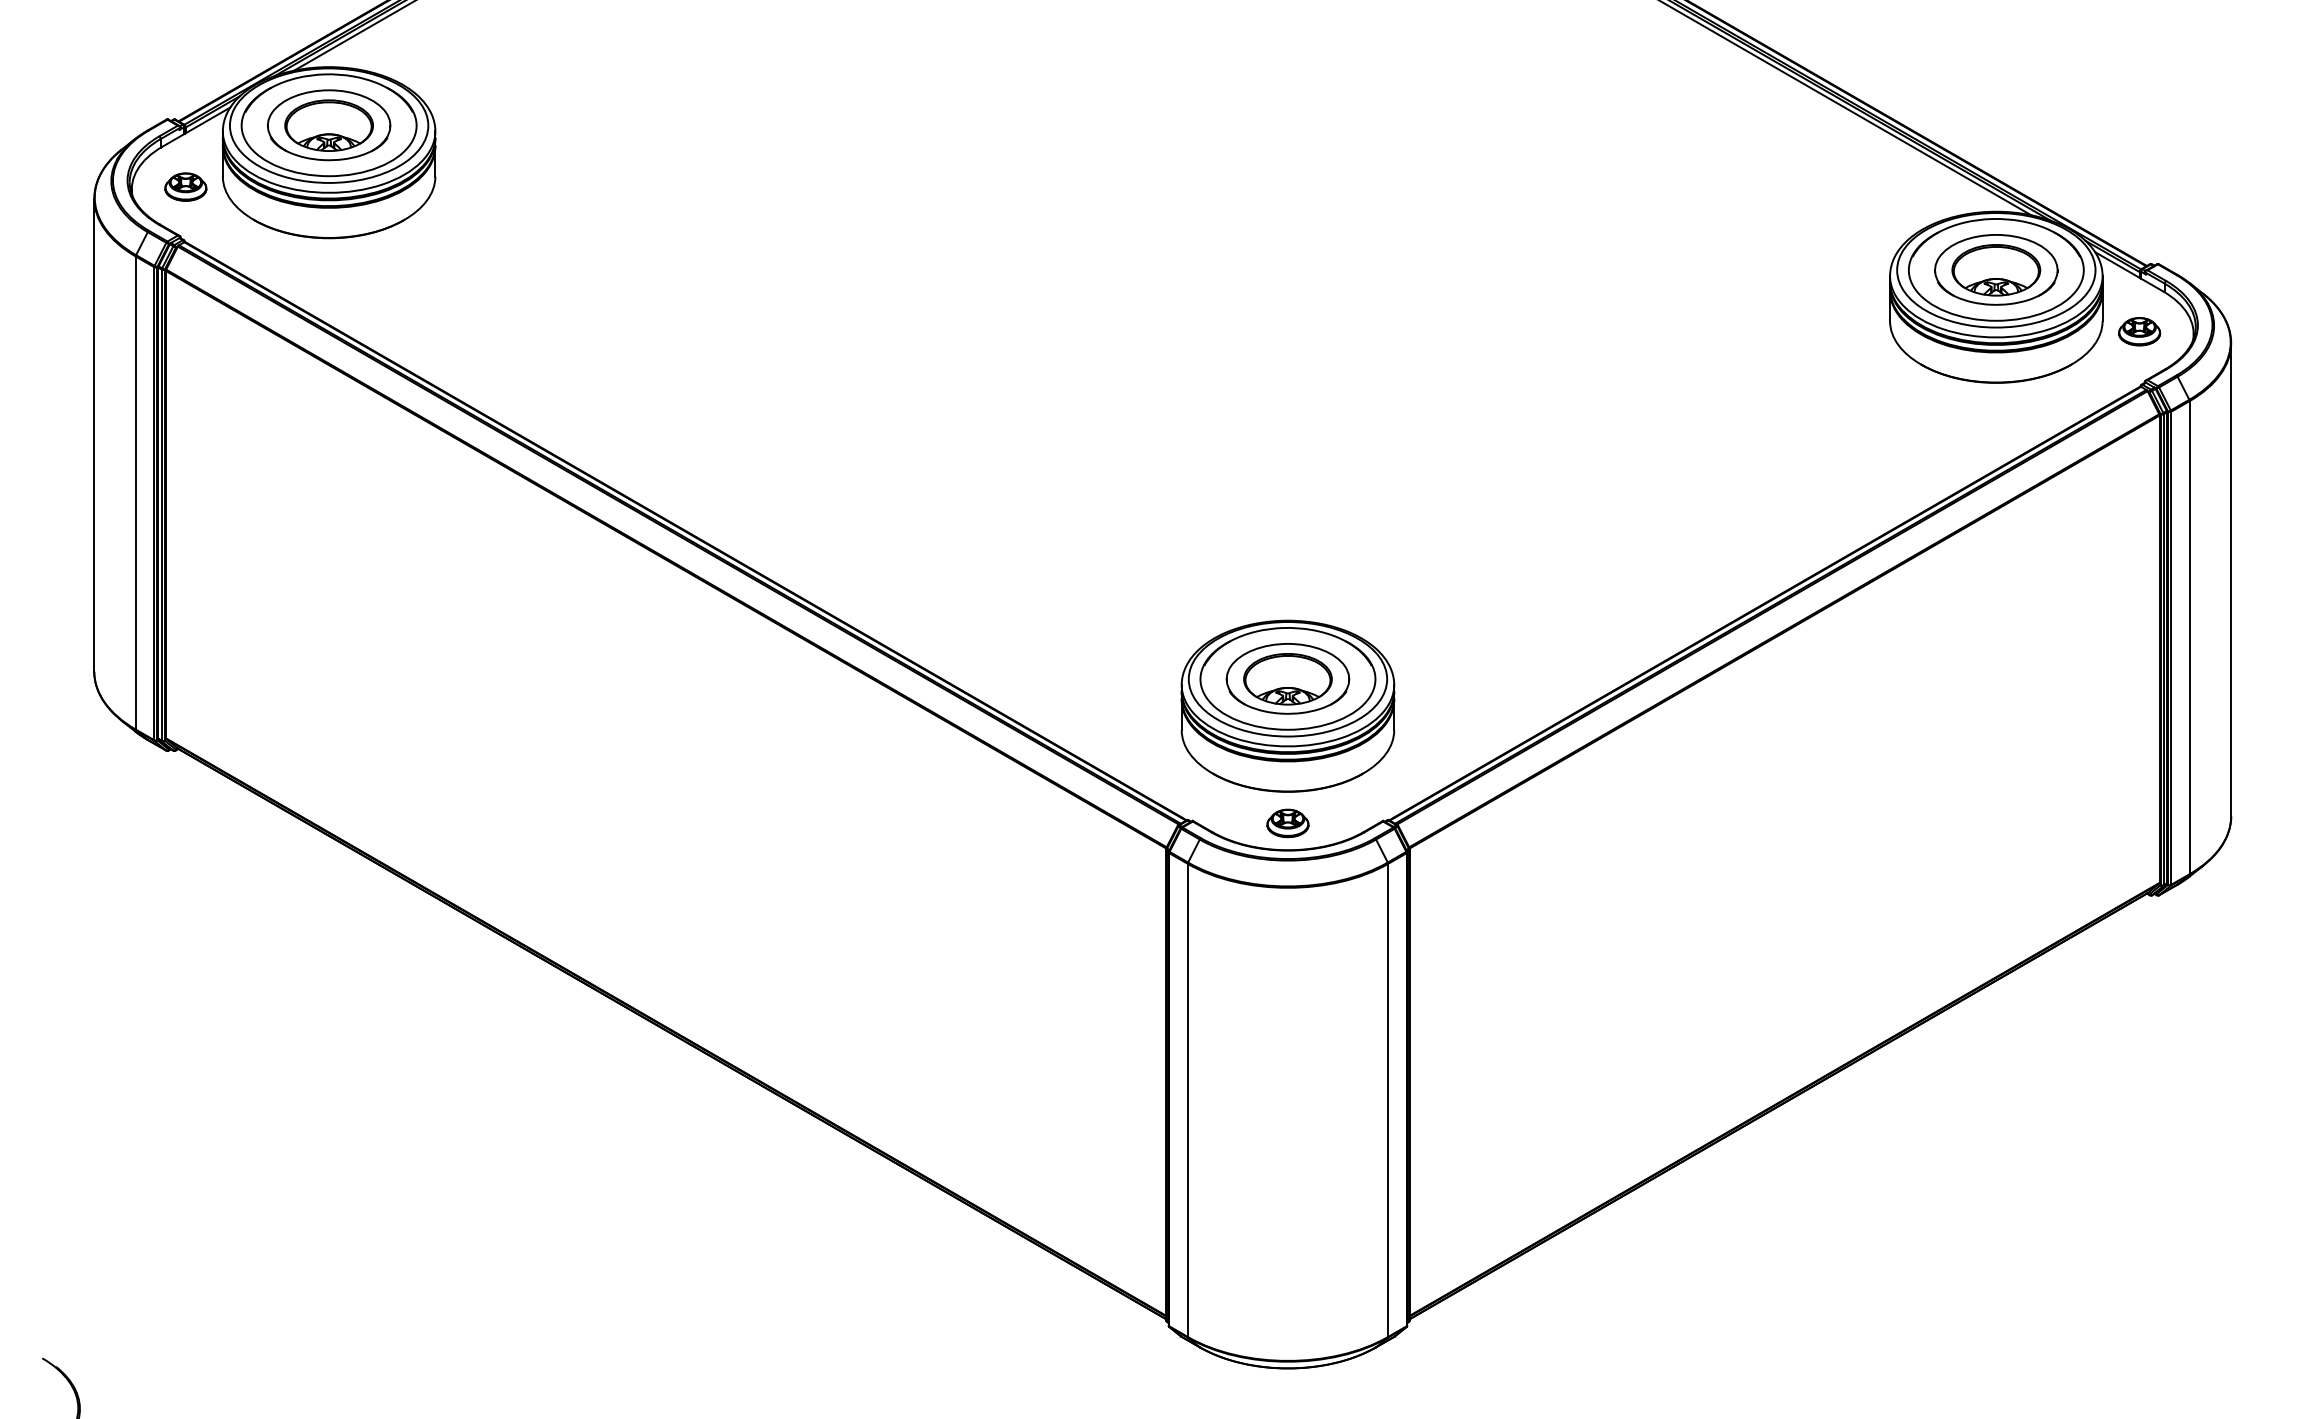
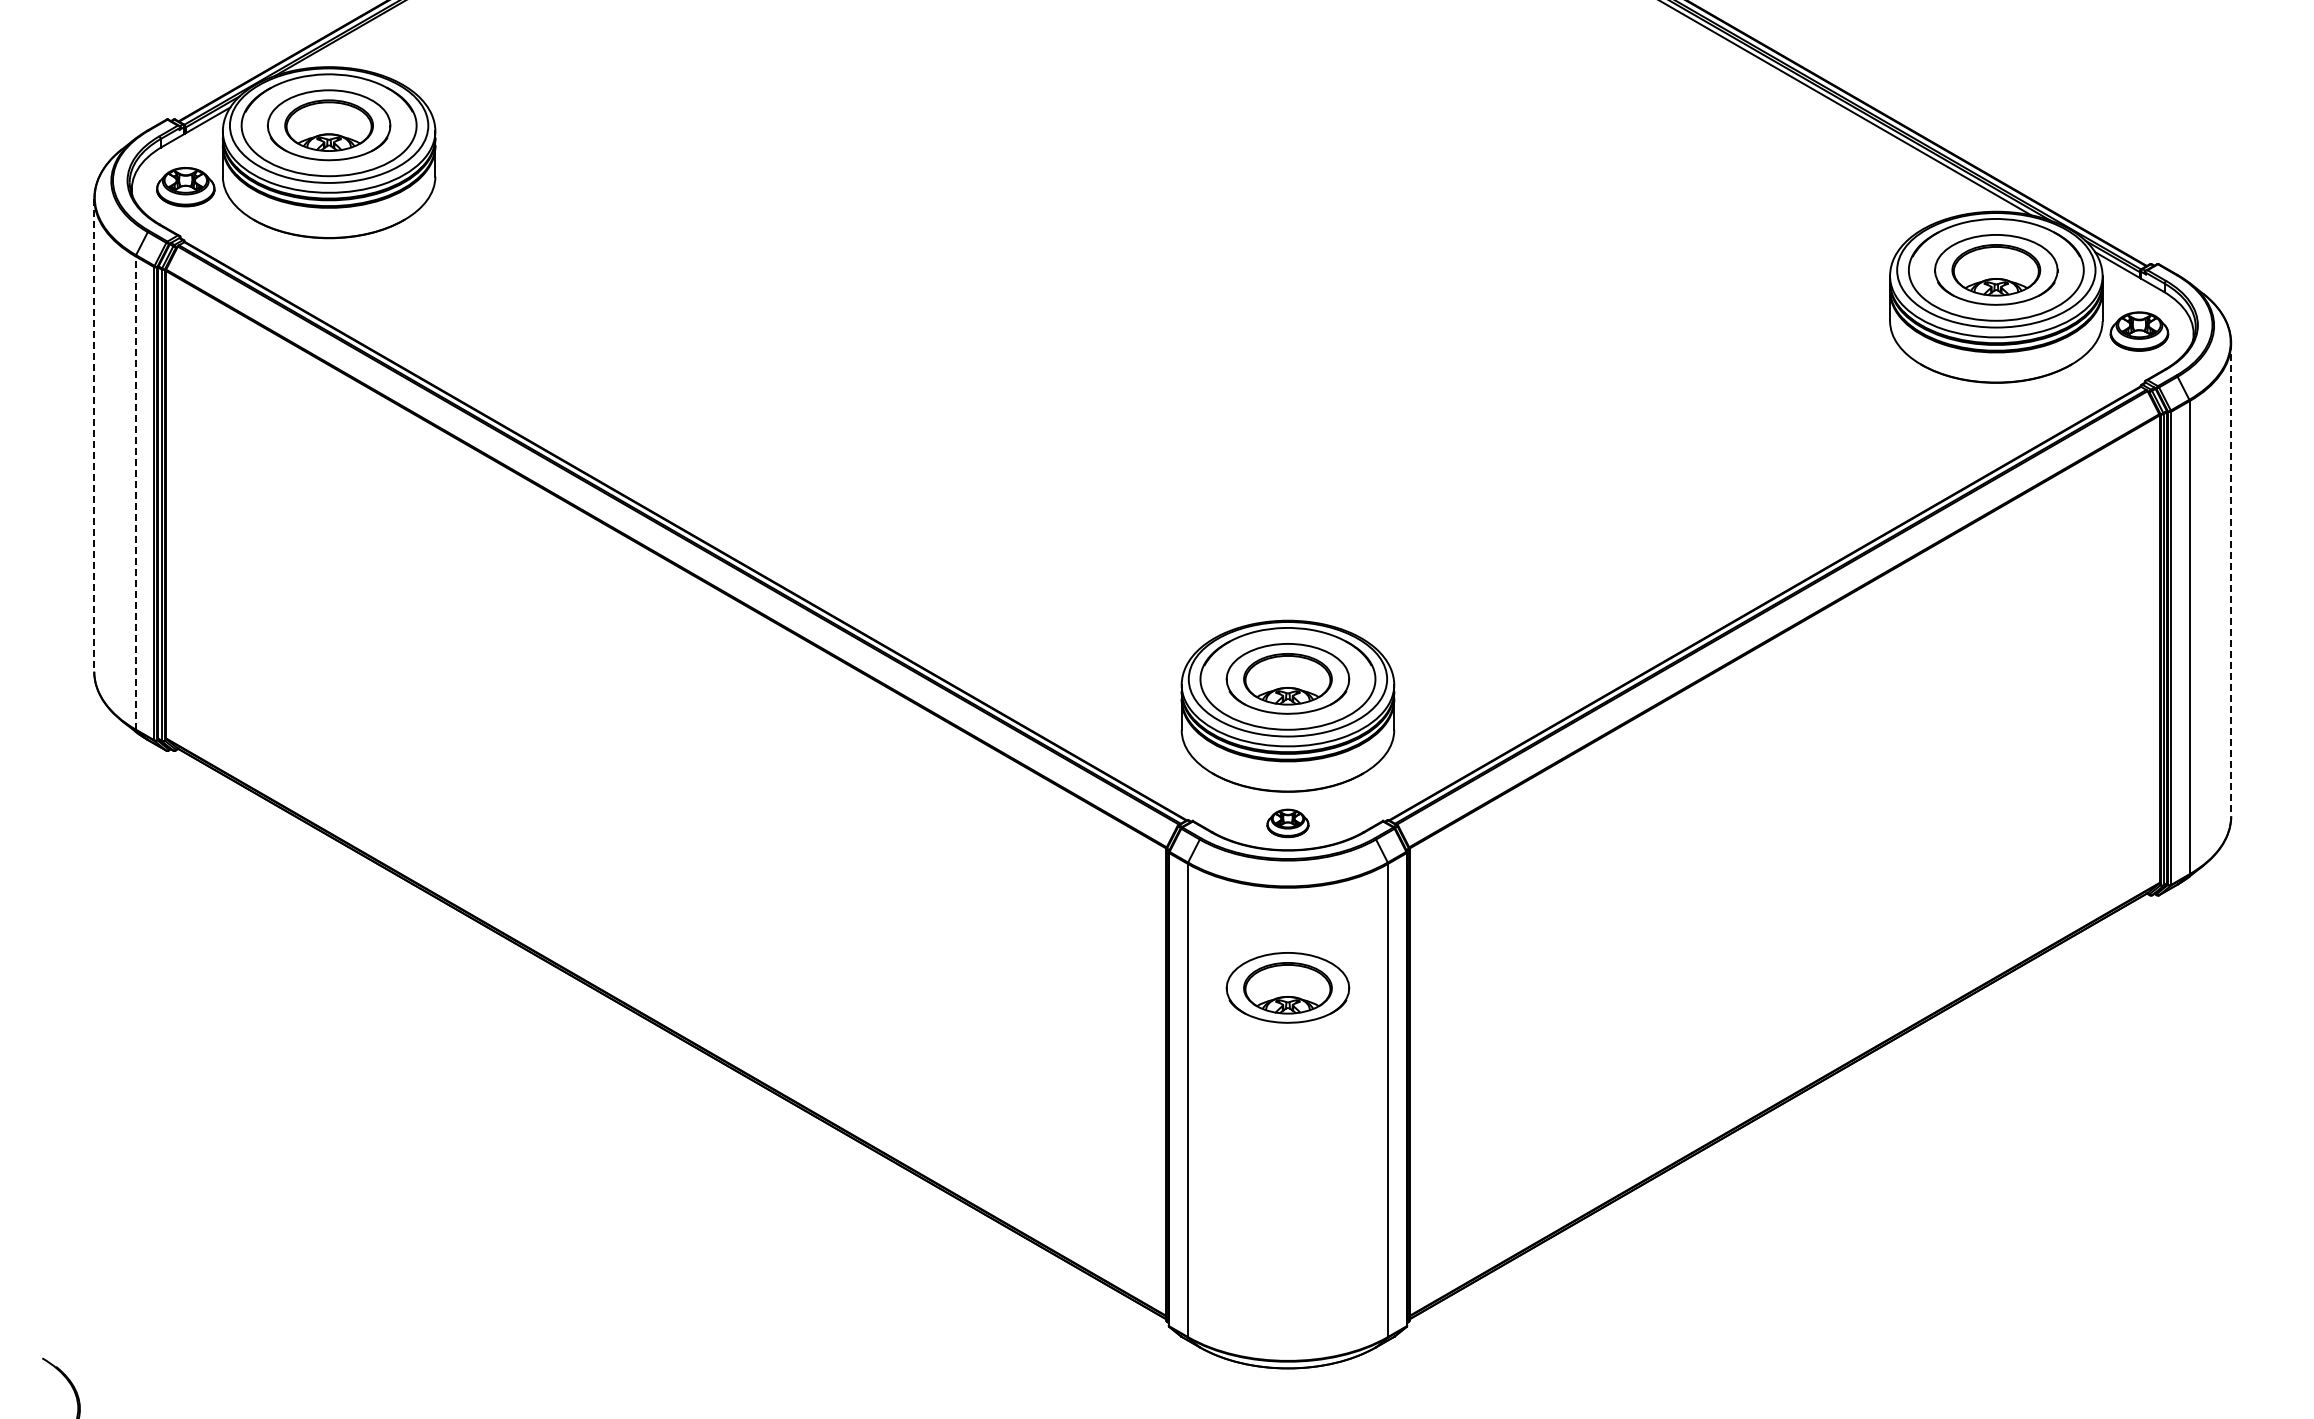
line: present -> none (353, 36)
part size: 44x30 px -> 60x41 px (185, 187)
part size: 44x30 px -> 61x41 px (2139, 331)
line: solid -> dashed (94, 435)
line: solid -> dashed (135, 493)
line: solid -> dashed (2231, 579)
part: none -> present (1287, 987)
